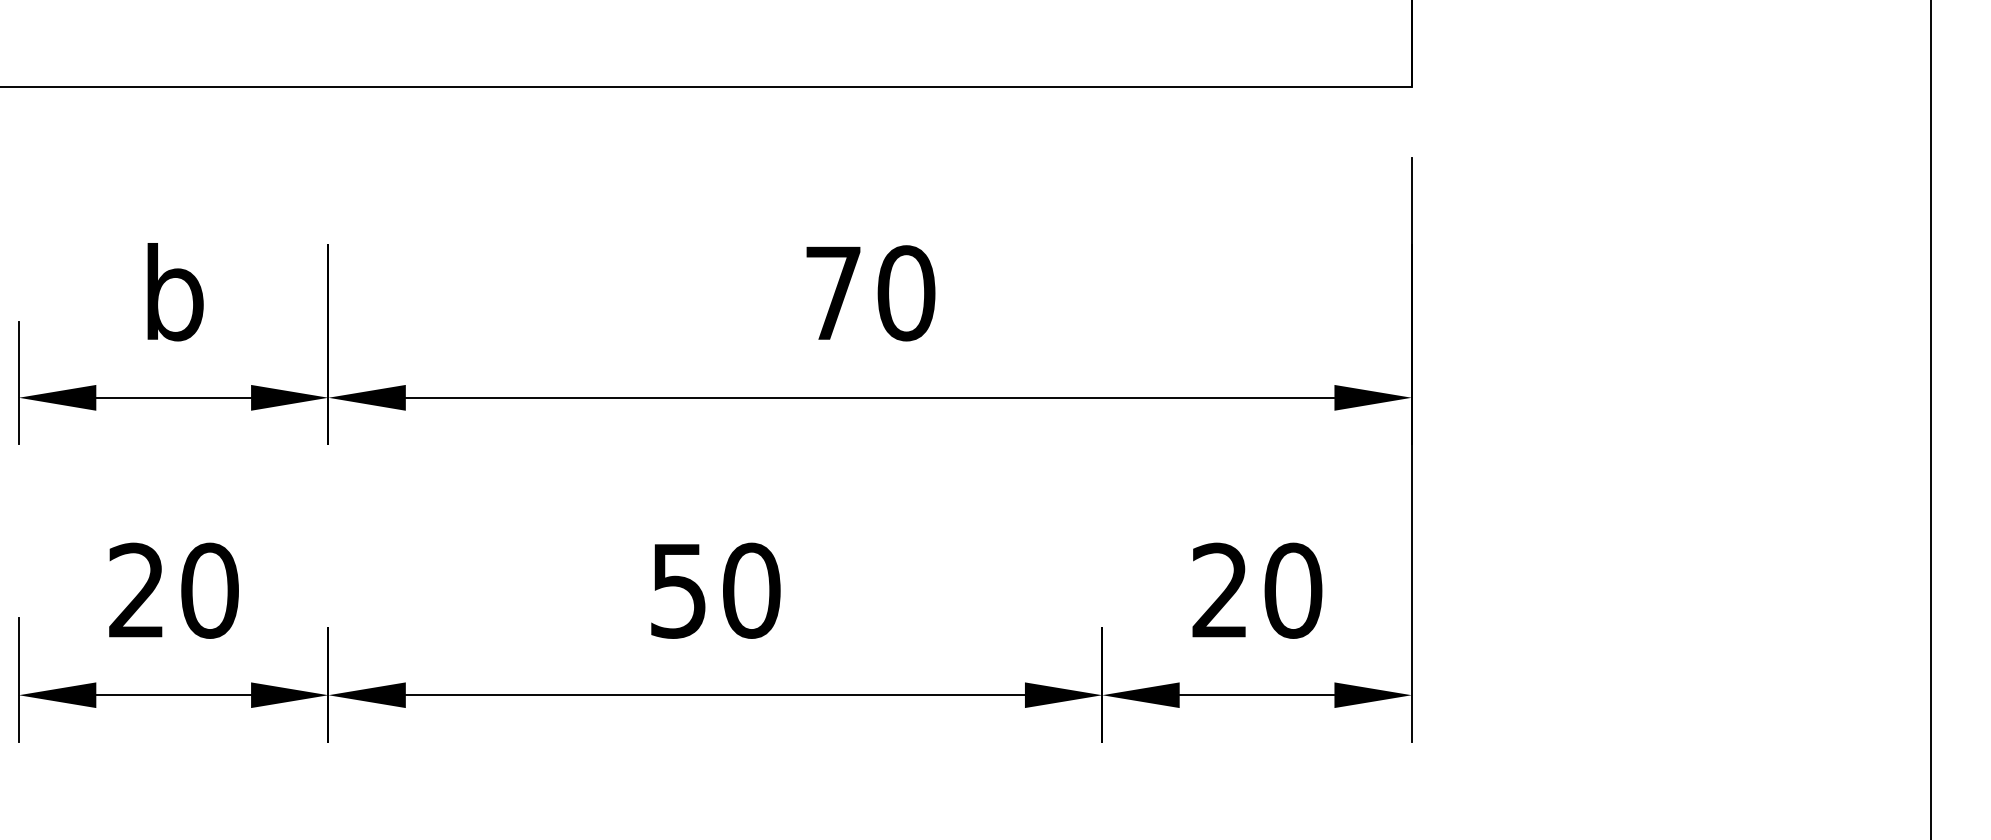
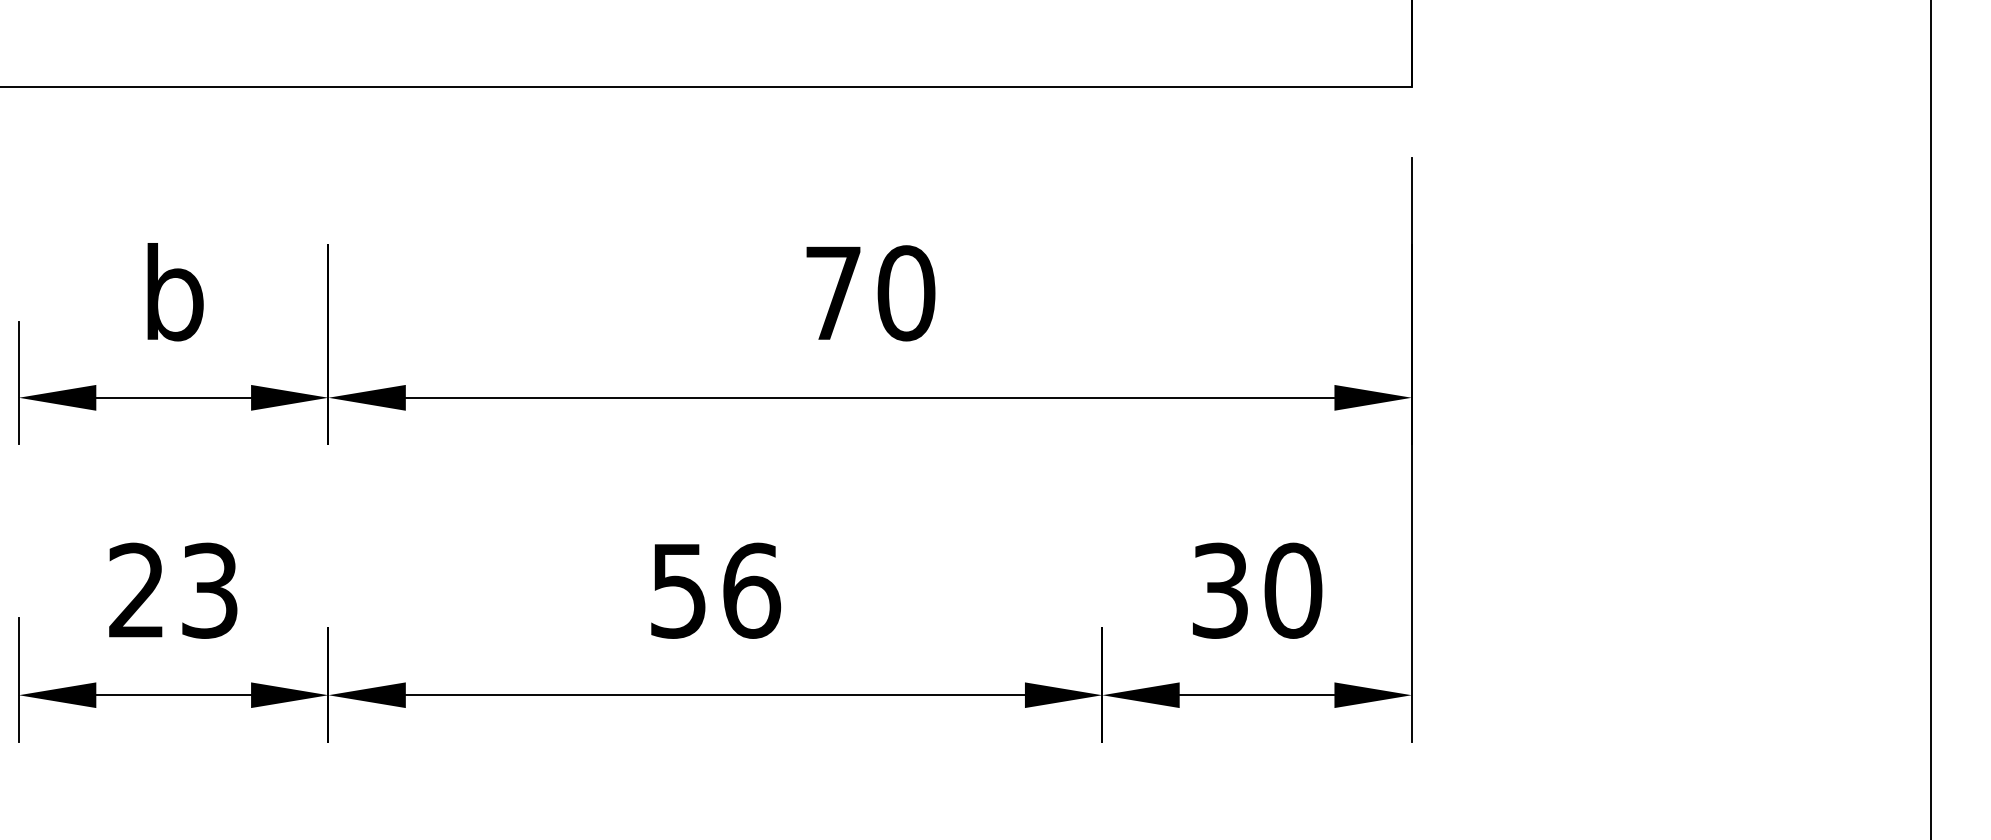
text: 20 -> 23 (209, 590)
text: 50 -> 56 (752, 590)
text: 20 -> 30 (1219, 590)
